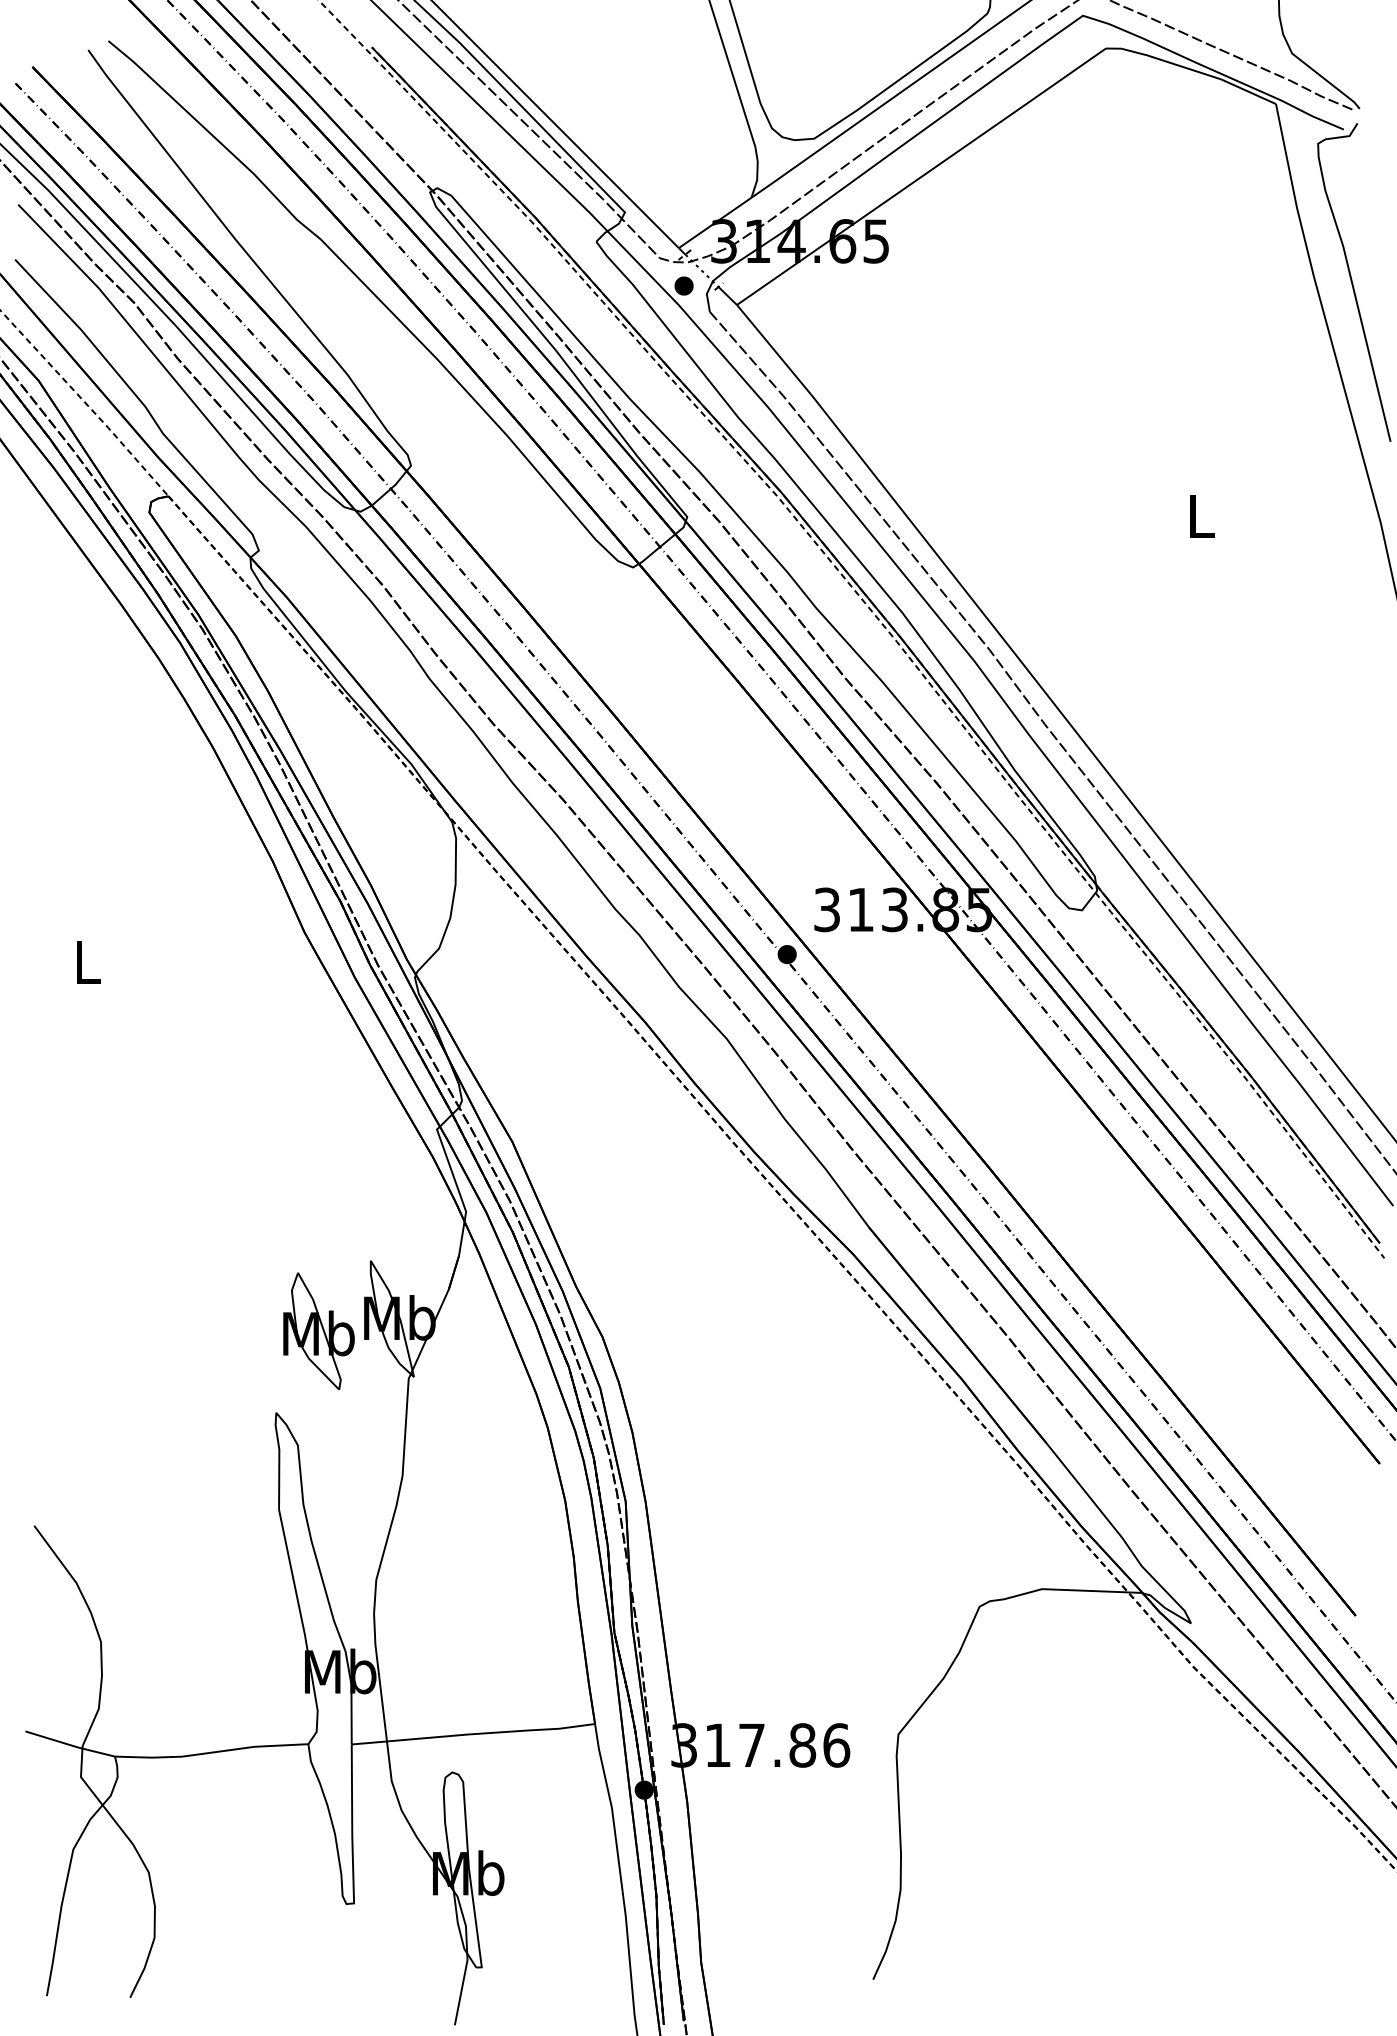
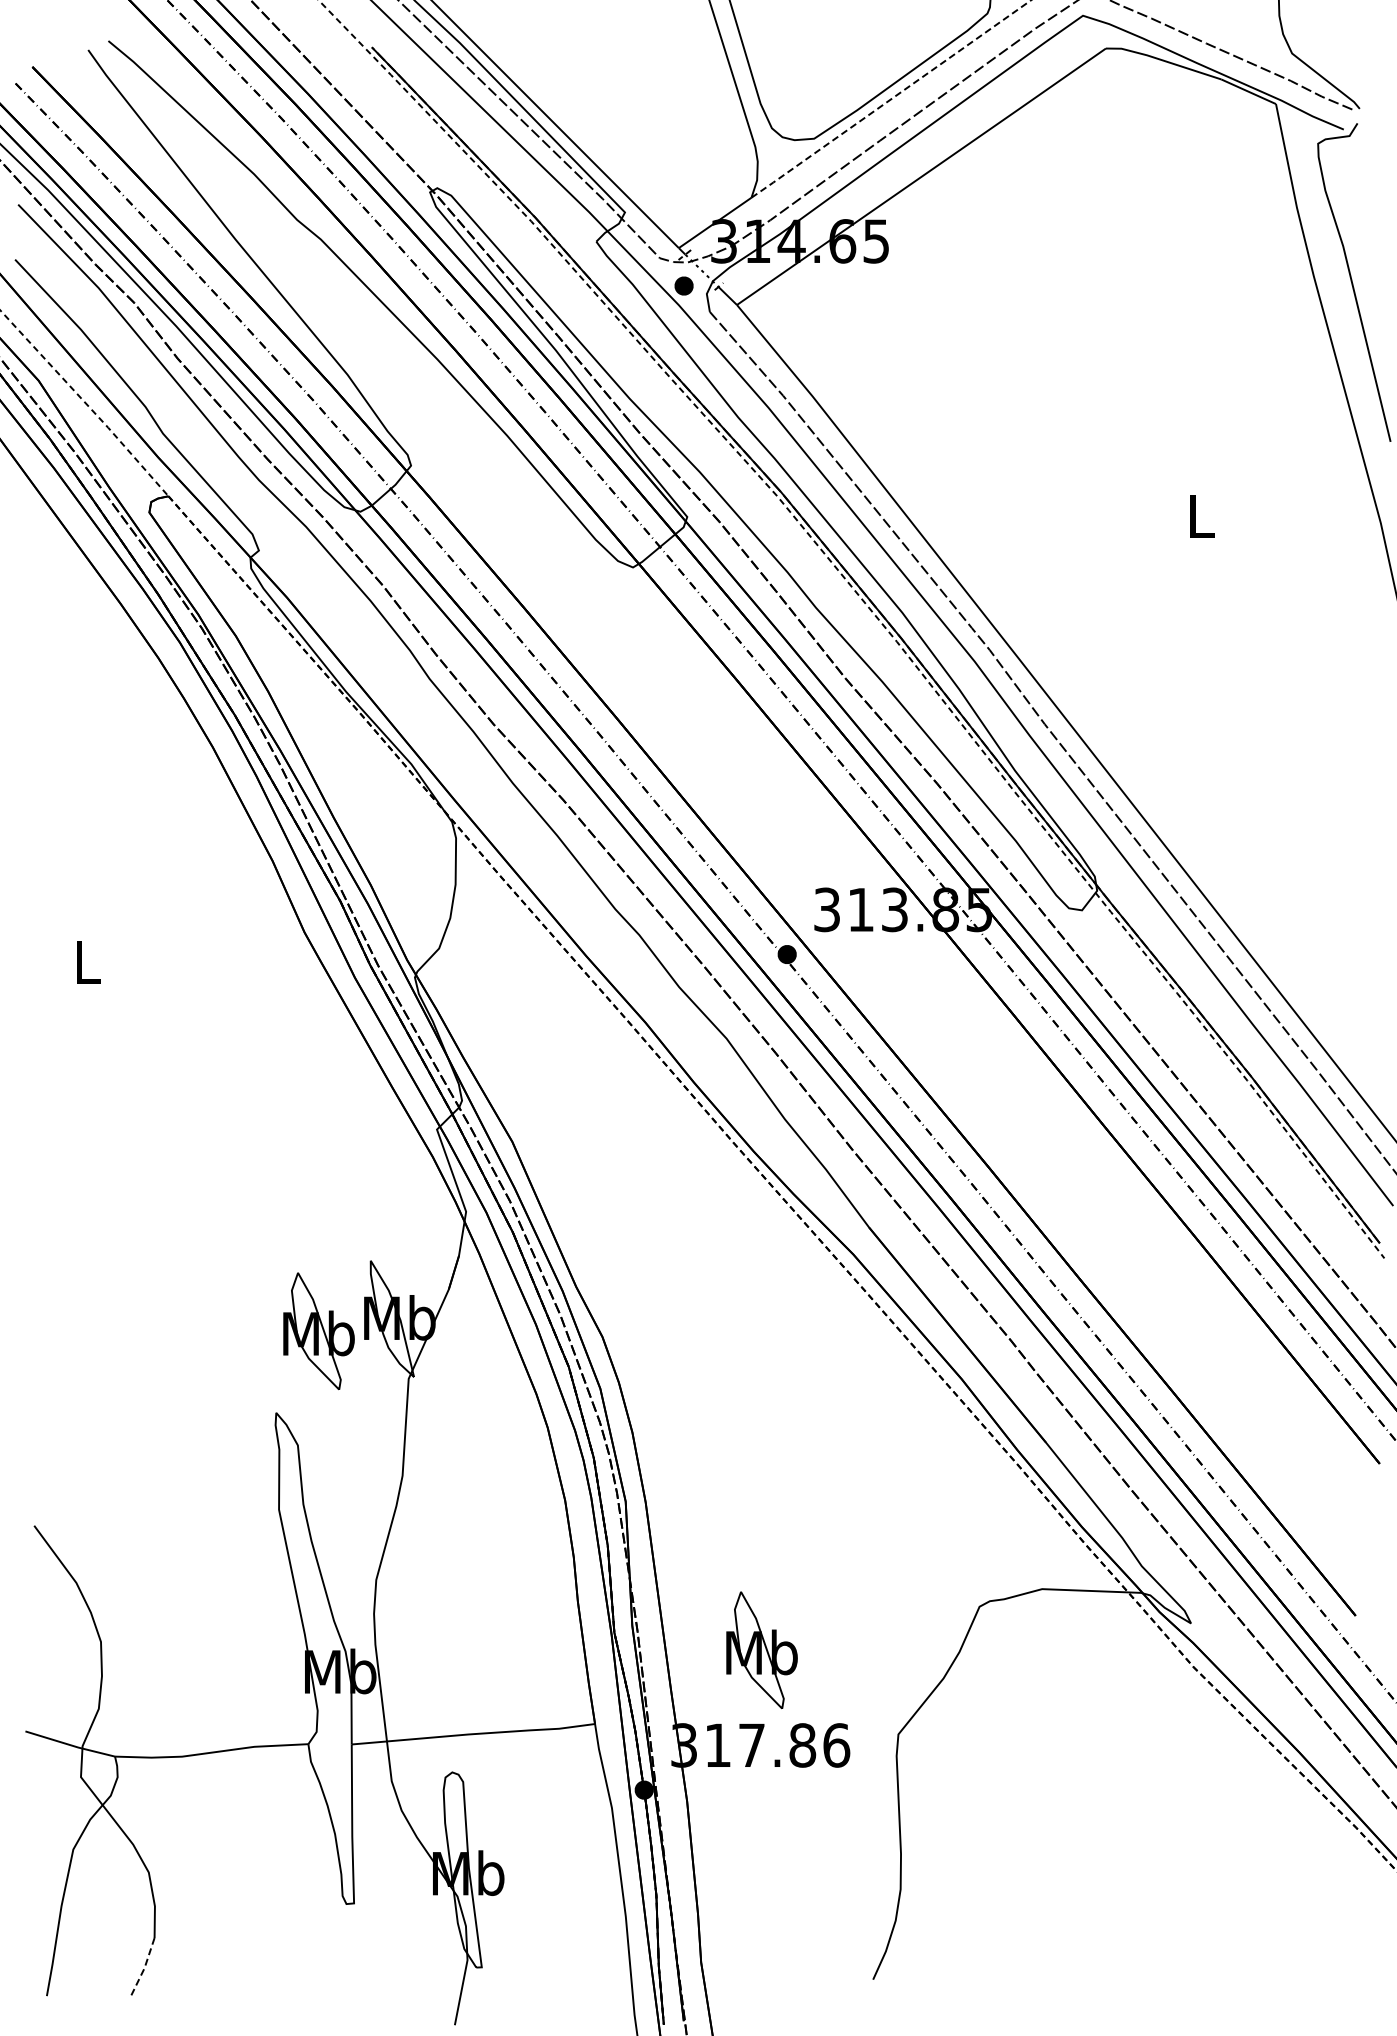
line: solid -> dashed (890, 99)
part: none -> present (761, 1650)
line: solid -> dashed (144, 1968)
